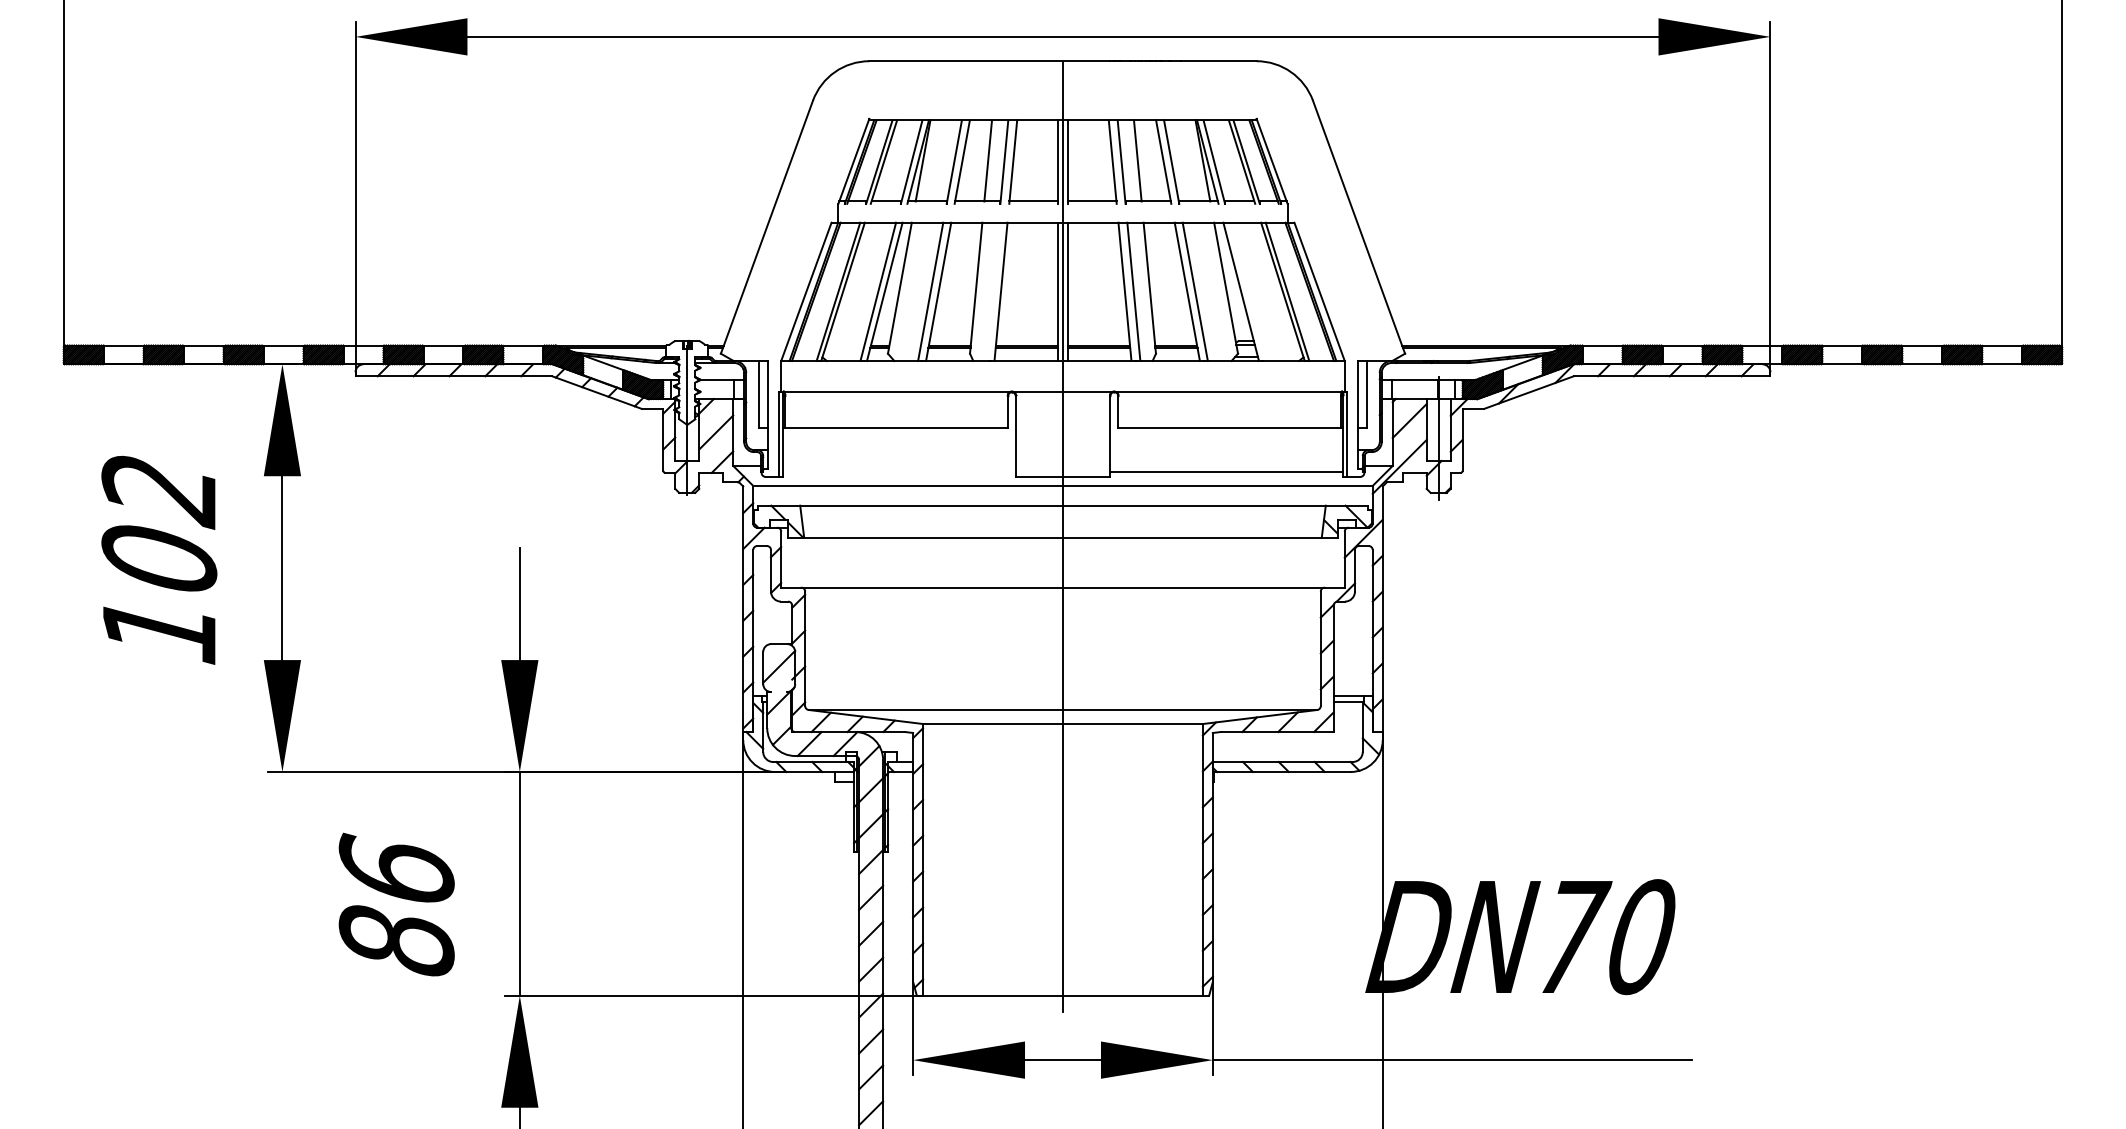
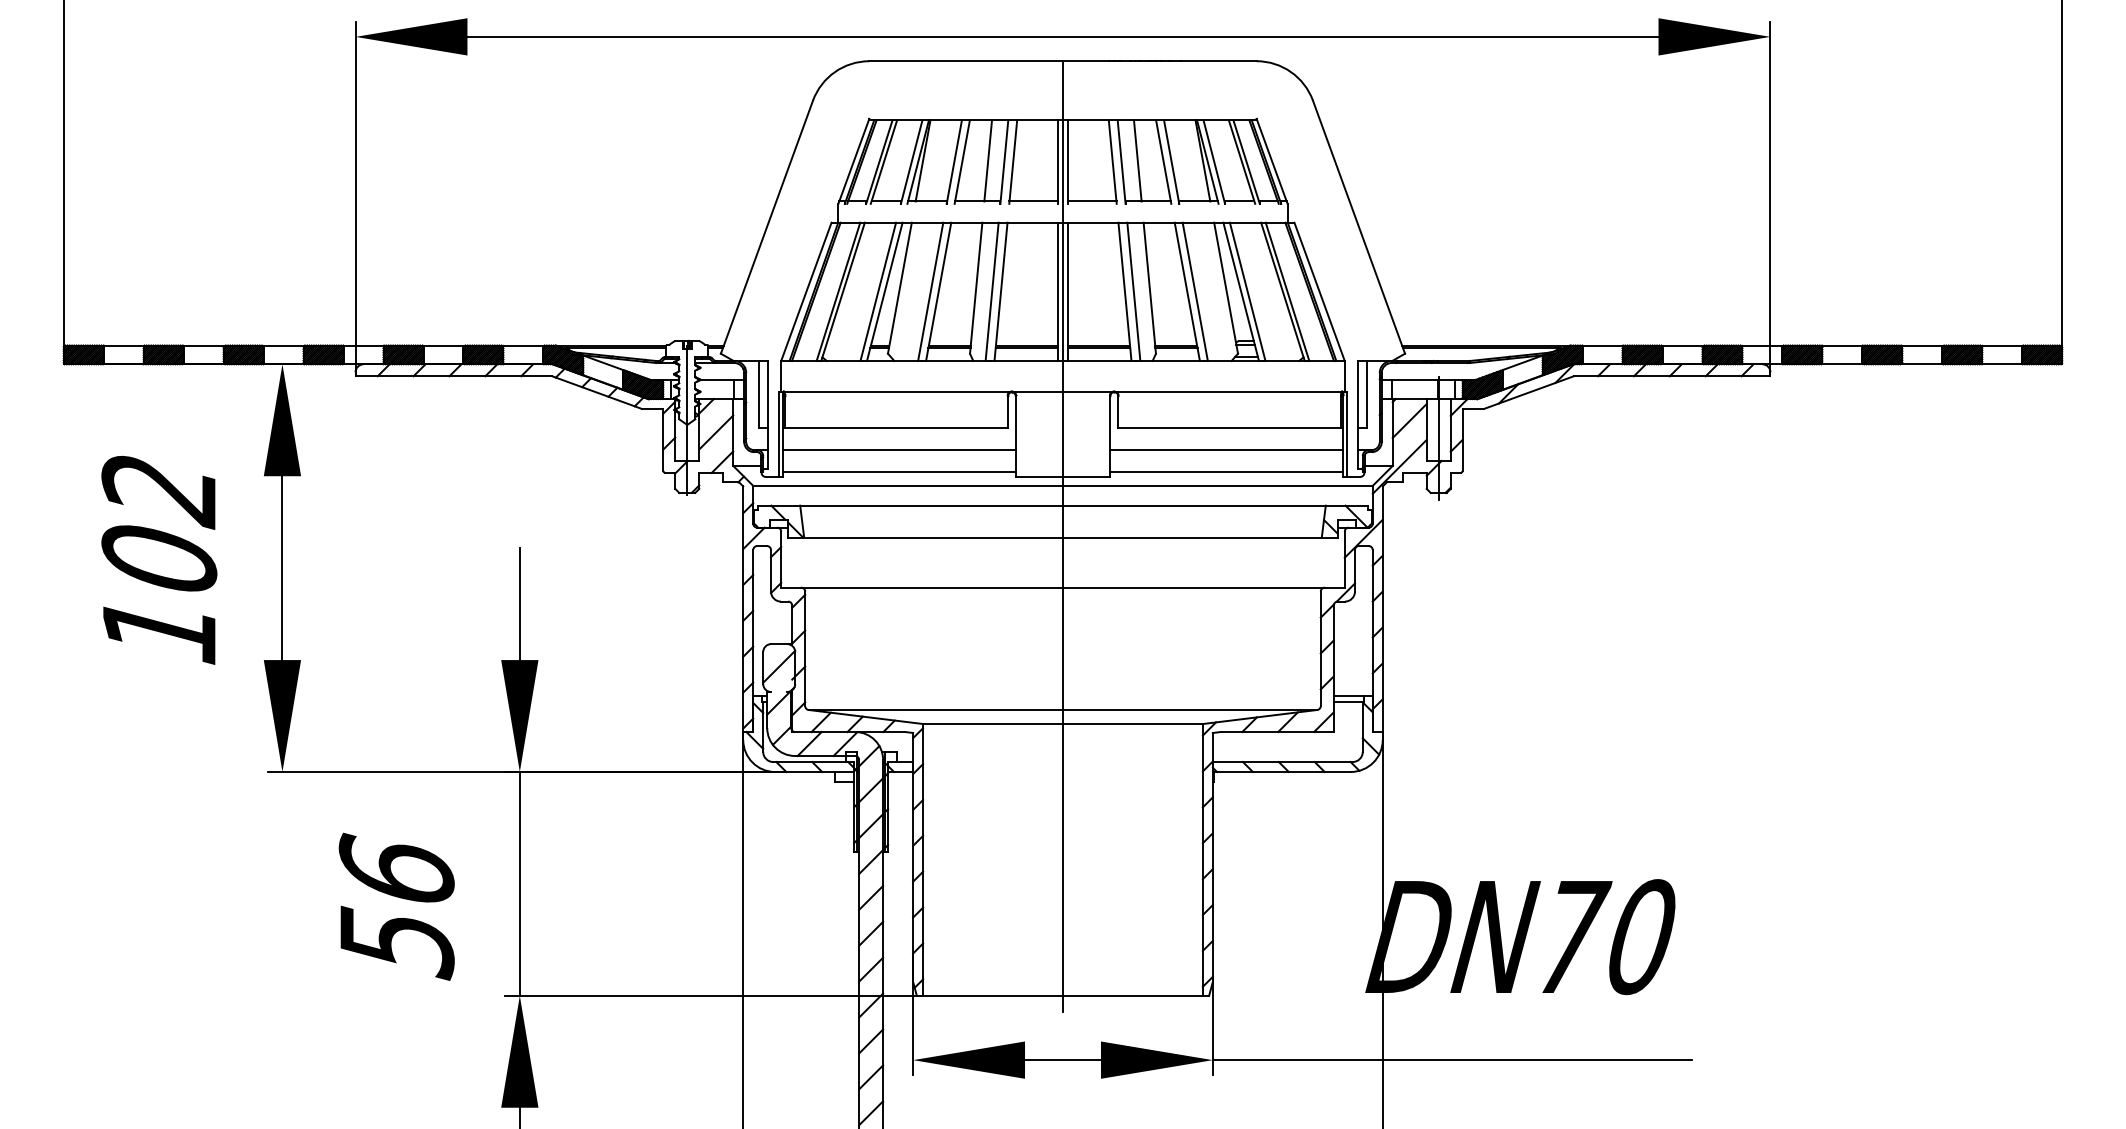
line: none -> present (991, 291)
line: none -> present (1247, 291)
line: none -> present (899, 450)
line: none -> present (1226, 450)
line: none -> present (899, 472)
text: 86 -> 56 (396, 942)
